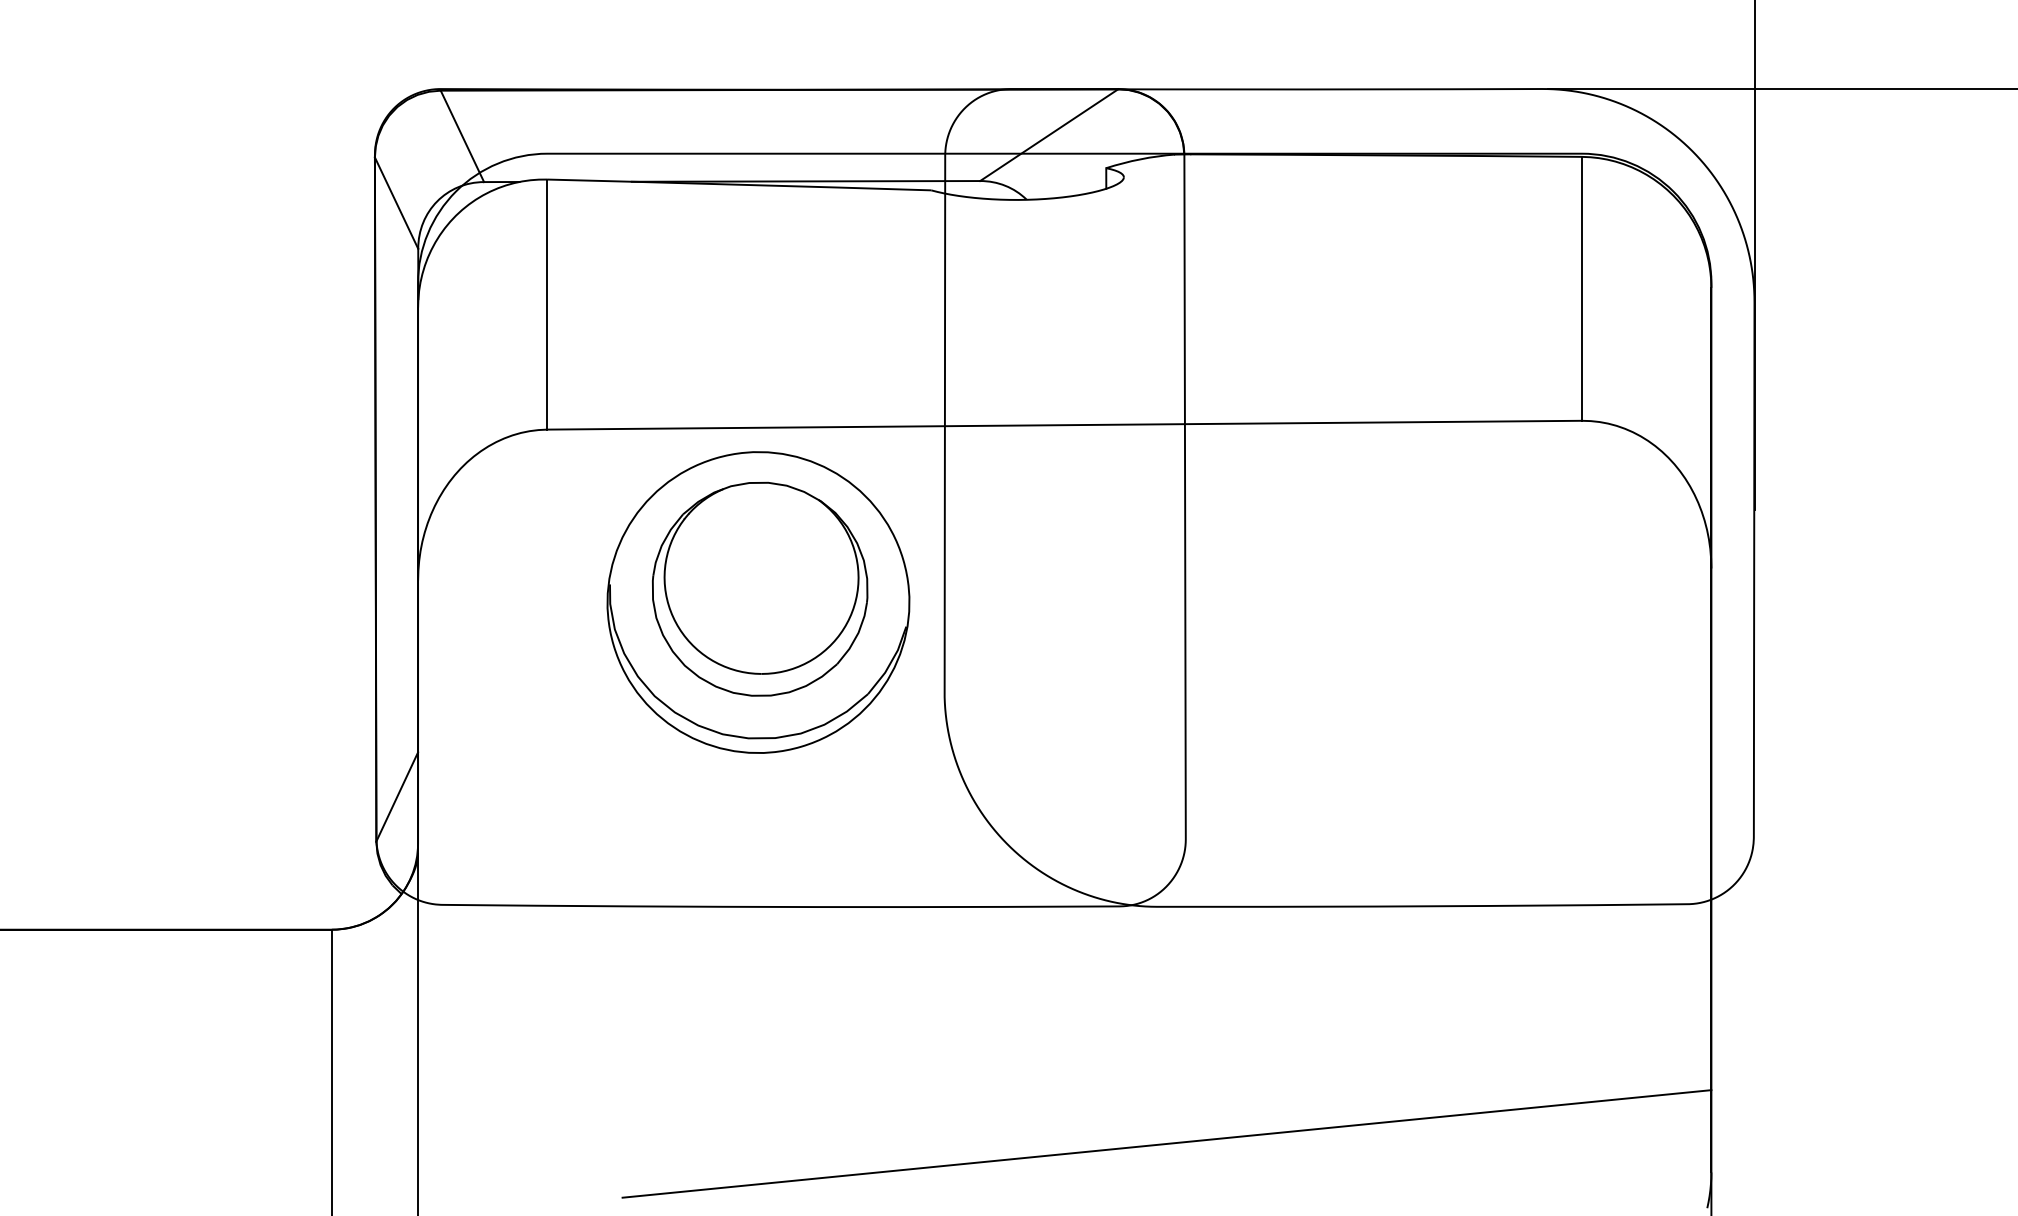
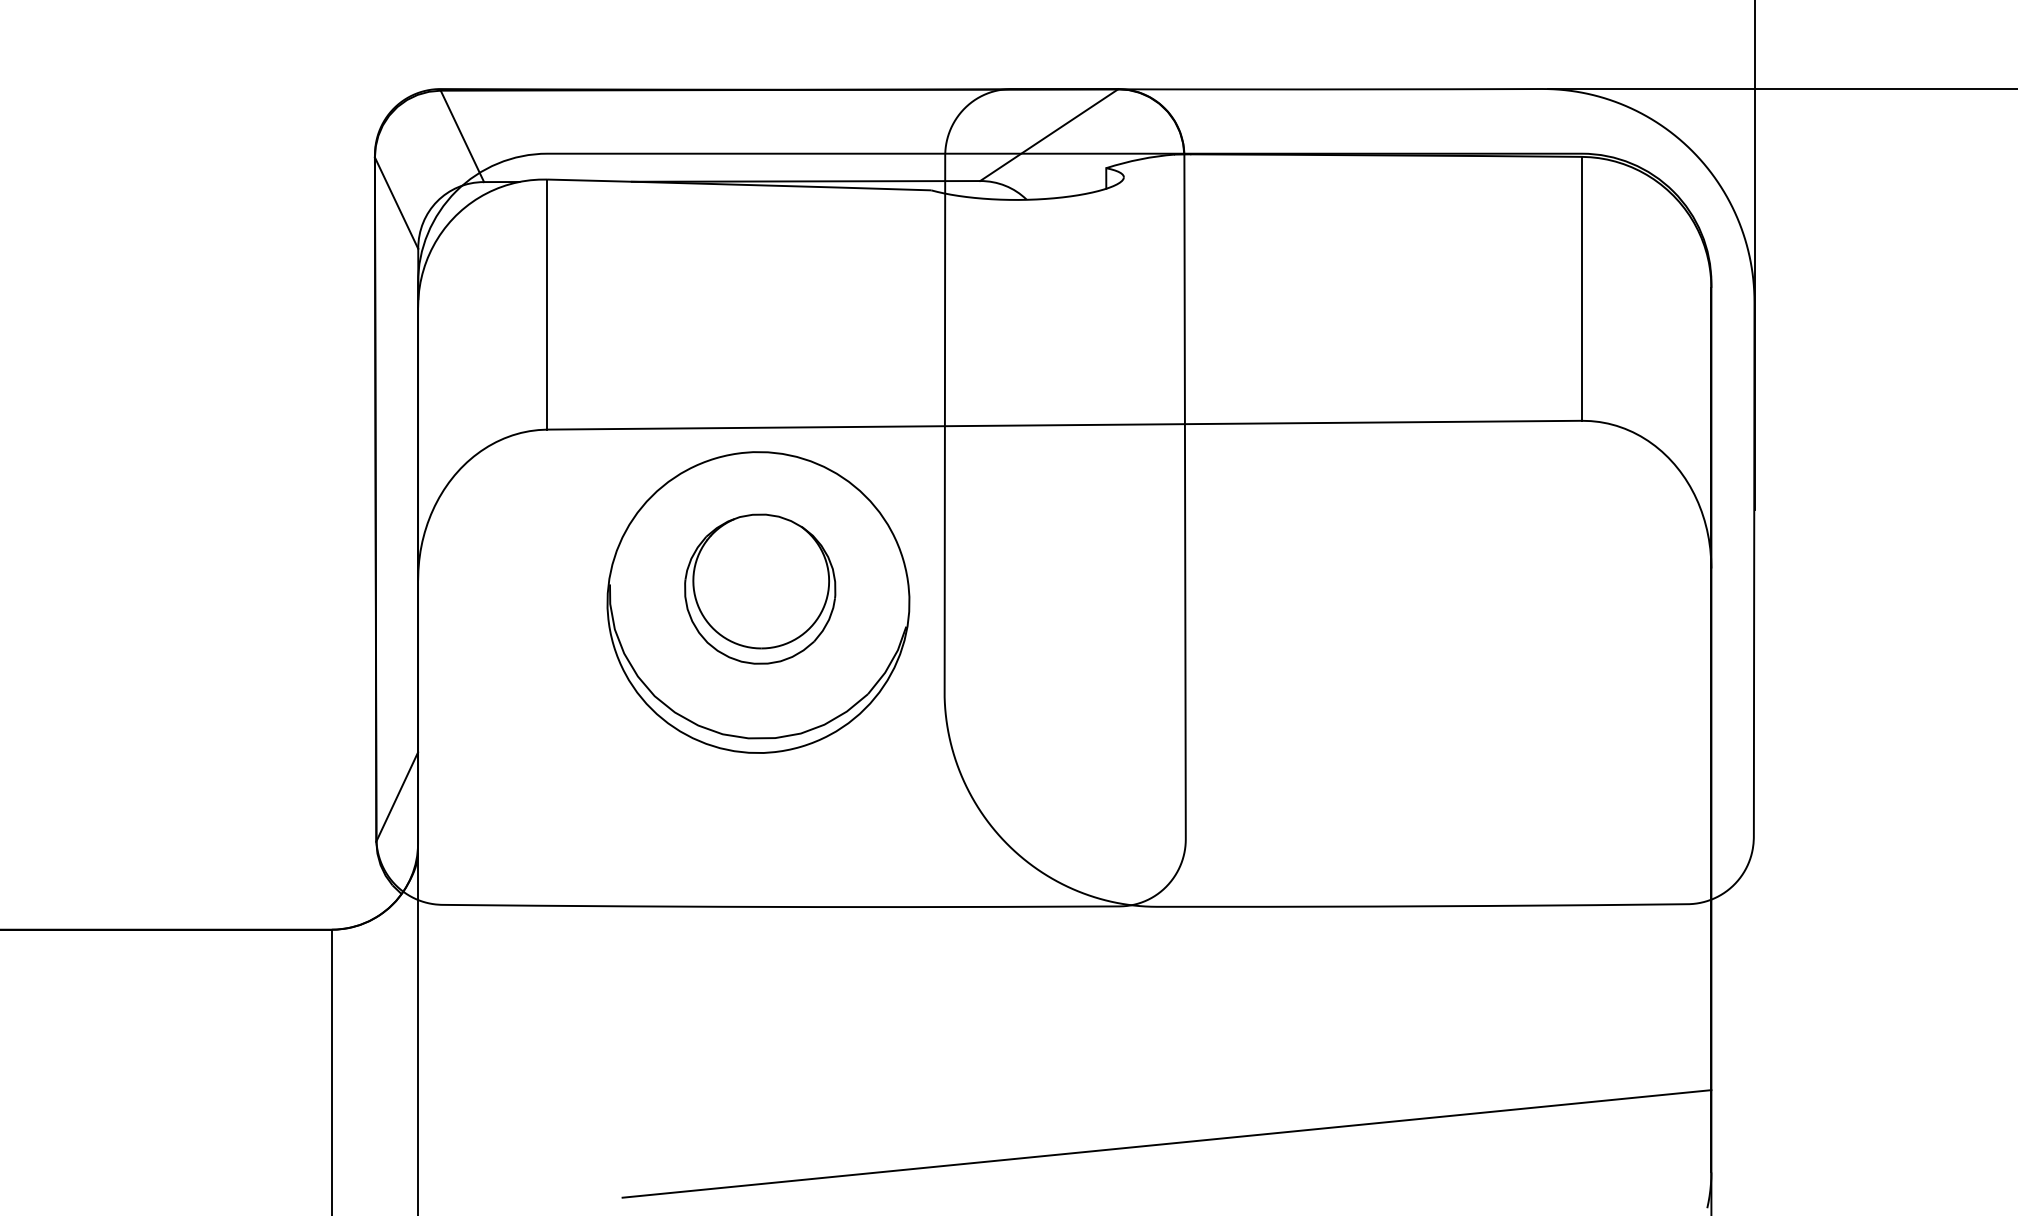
part size: 217x216 px -> 153x152 px (760, 588)
